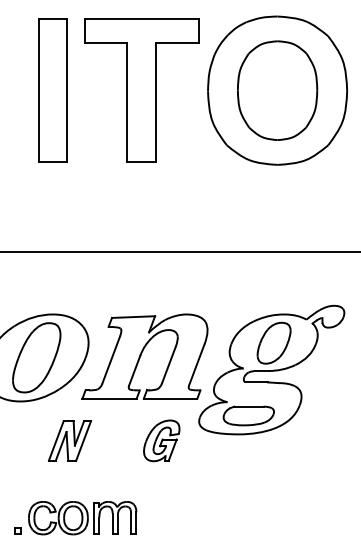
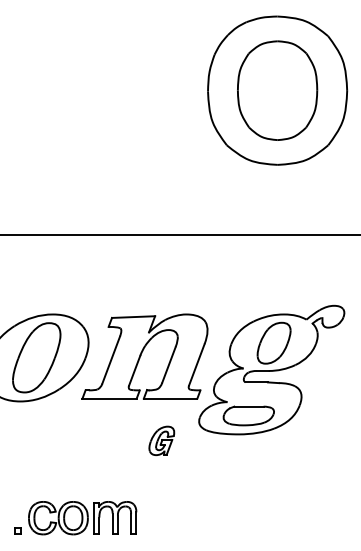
part: present -> none (52, 90)
part: present -> none (141, 90)
line position: (179, 252) -> (179, 235) (179, 235)
part: present -> none (69, 440)
part size: 38x44 px -> 28x31 px (161, 440)
